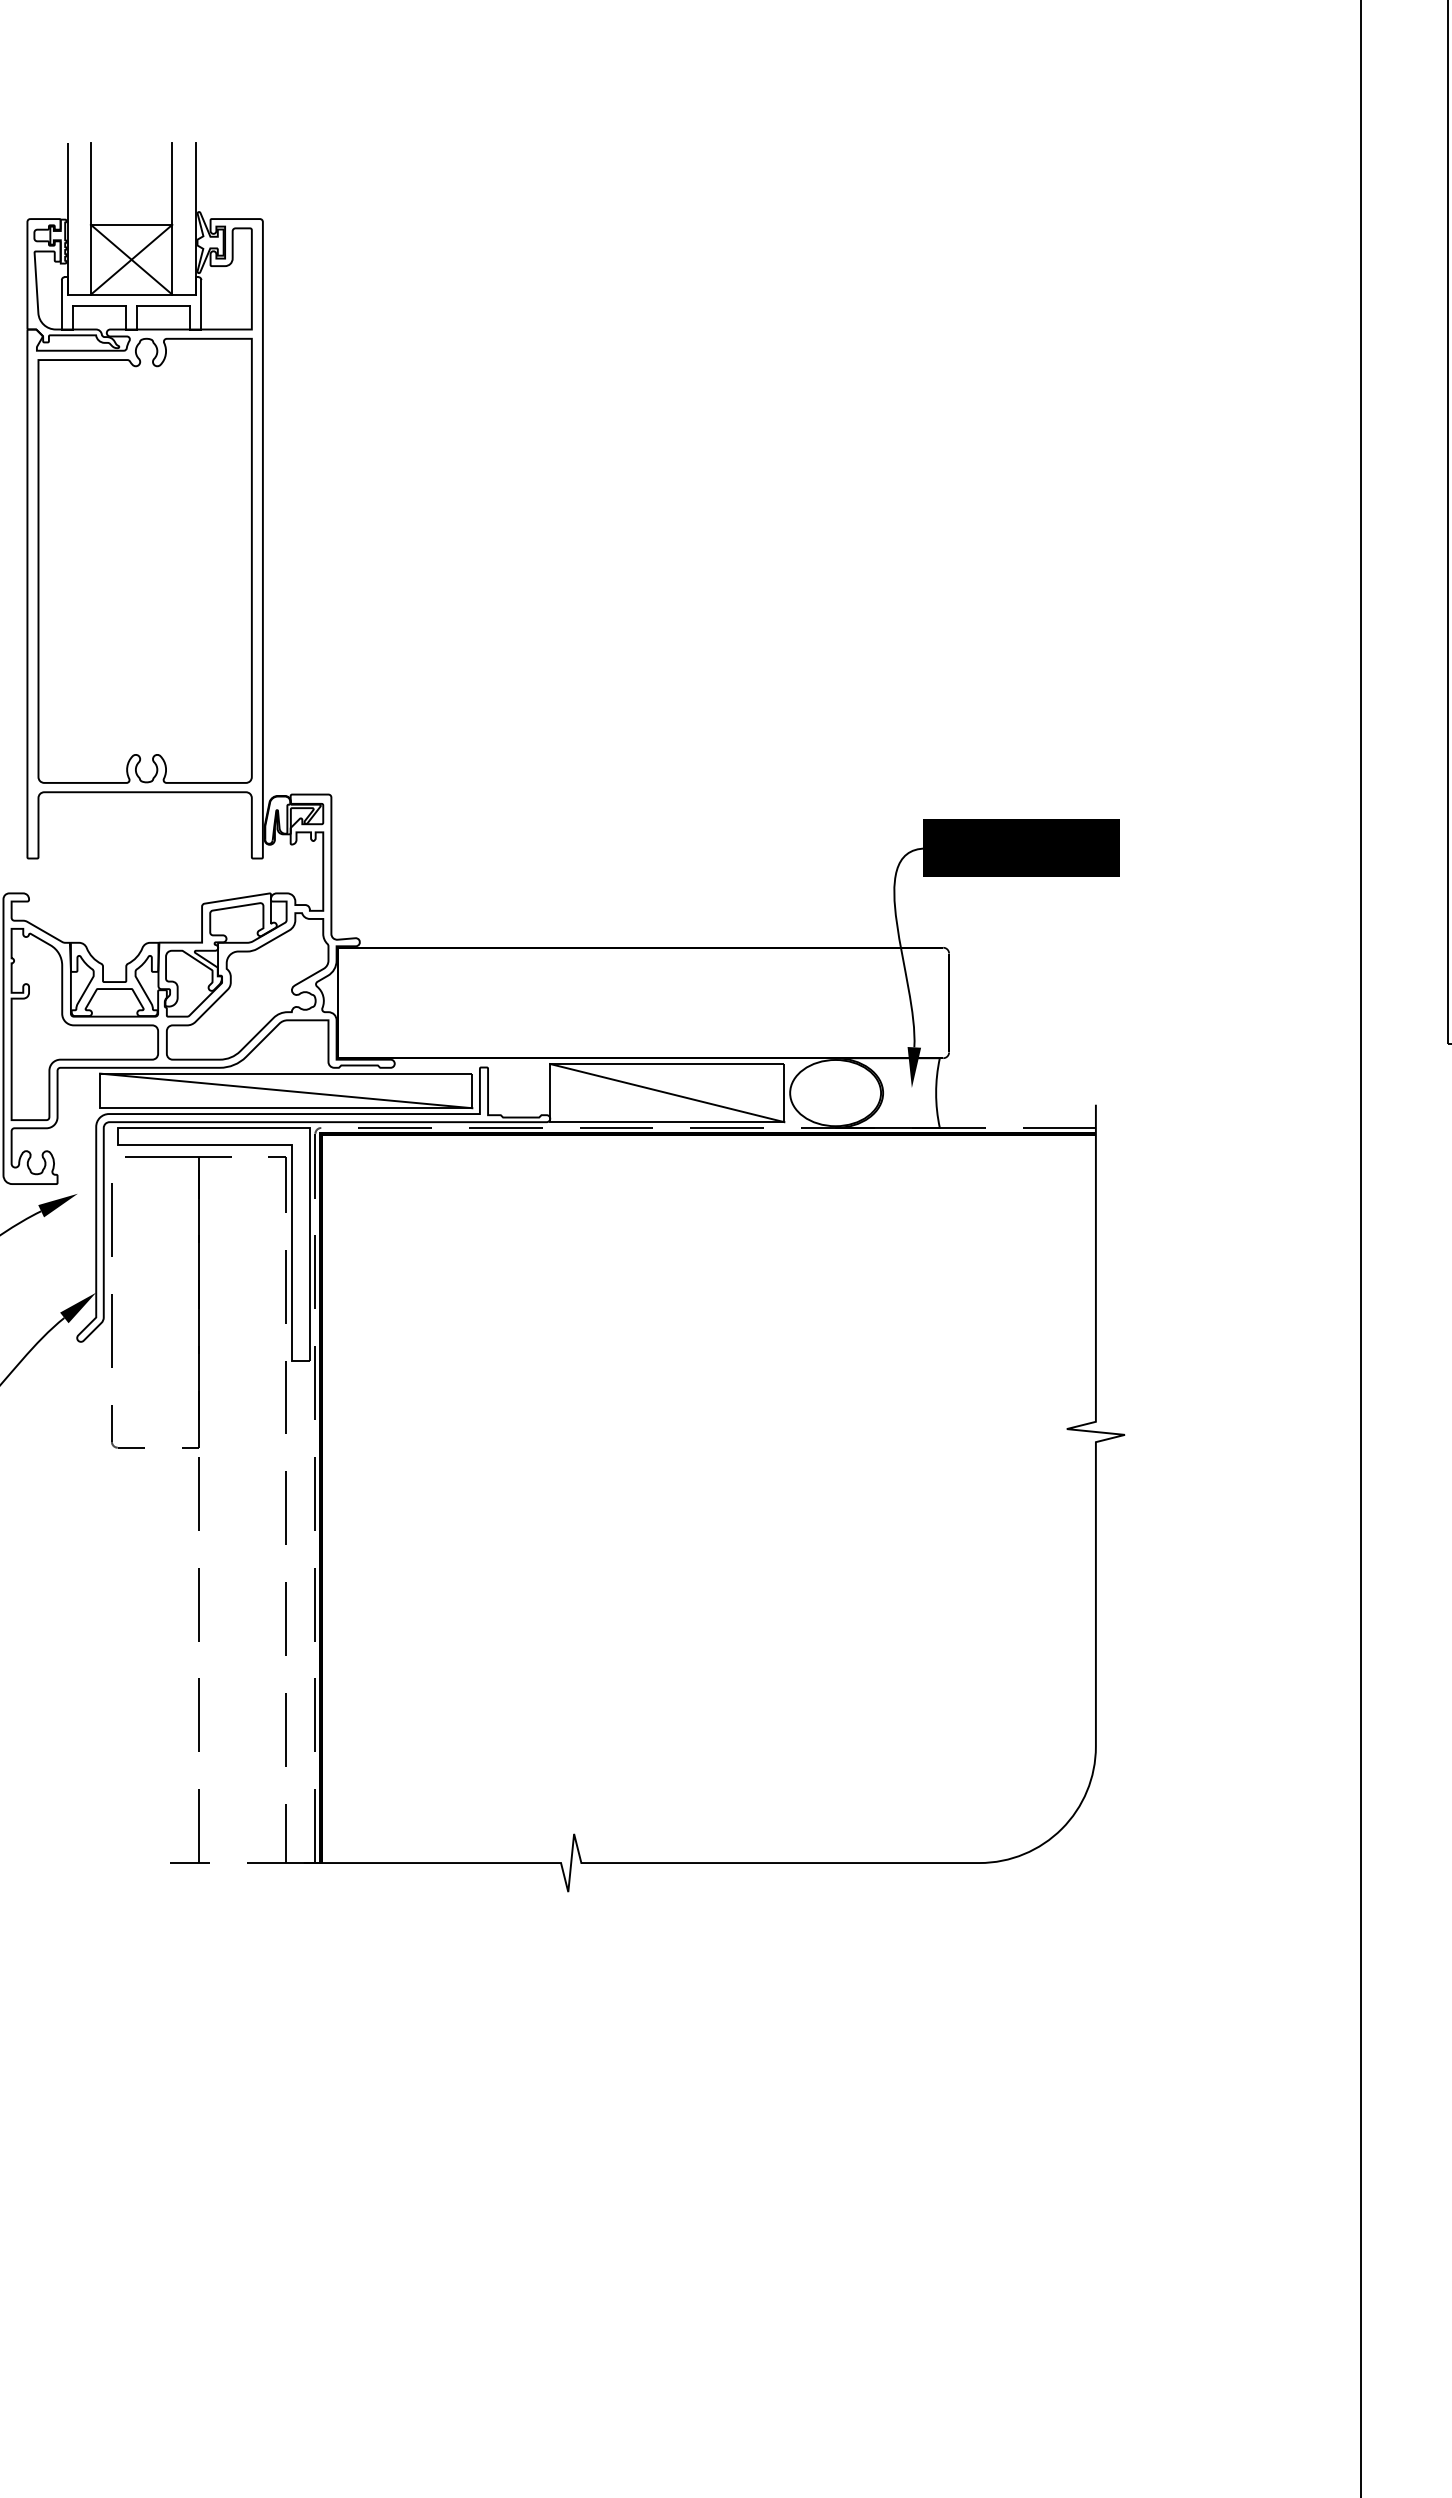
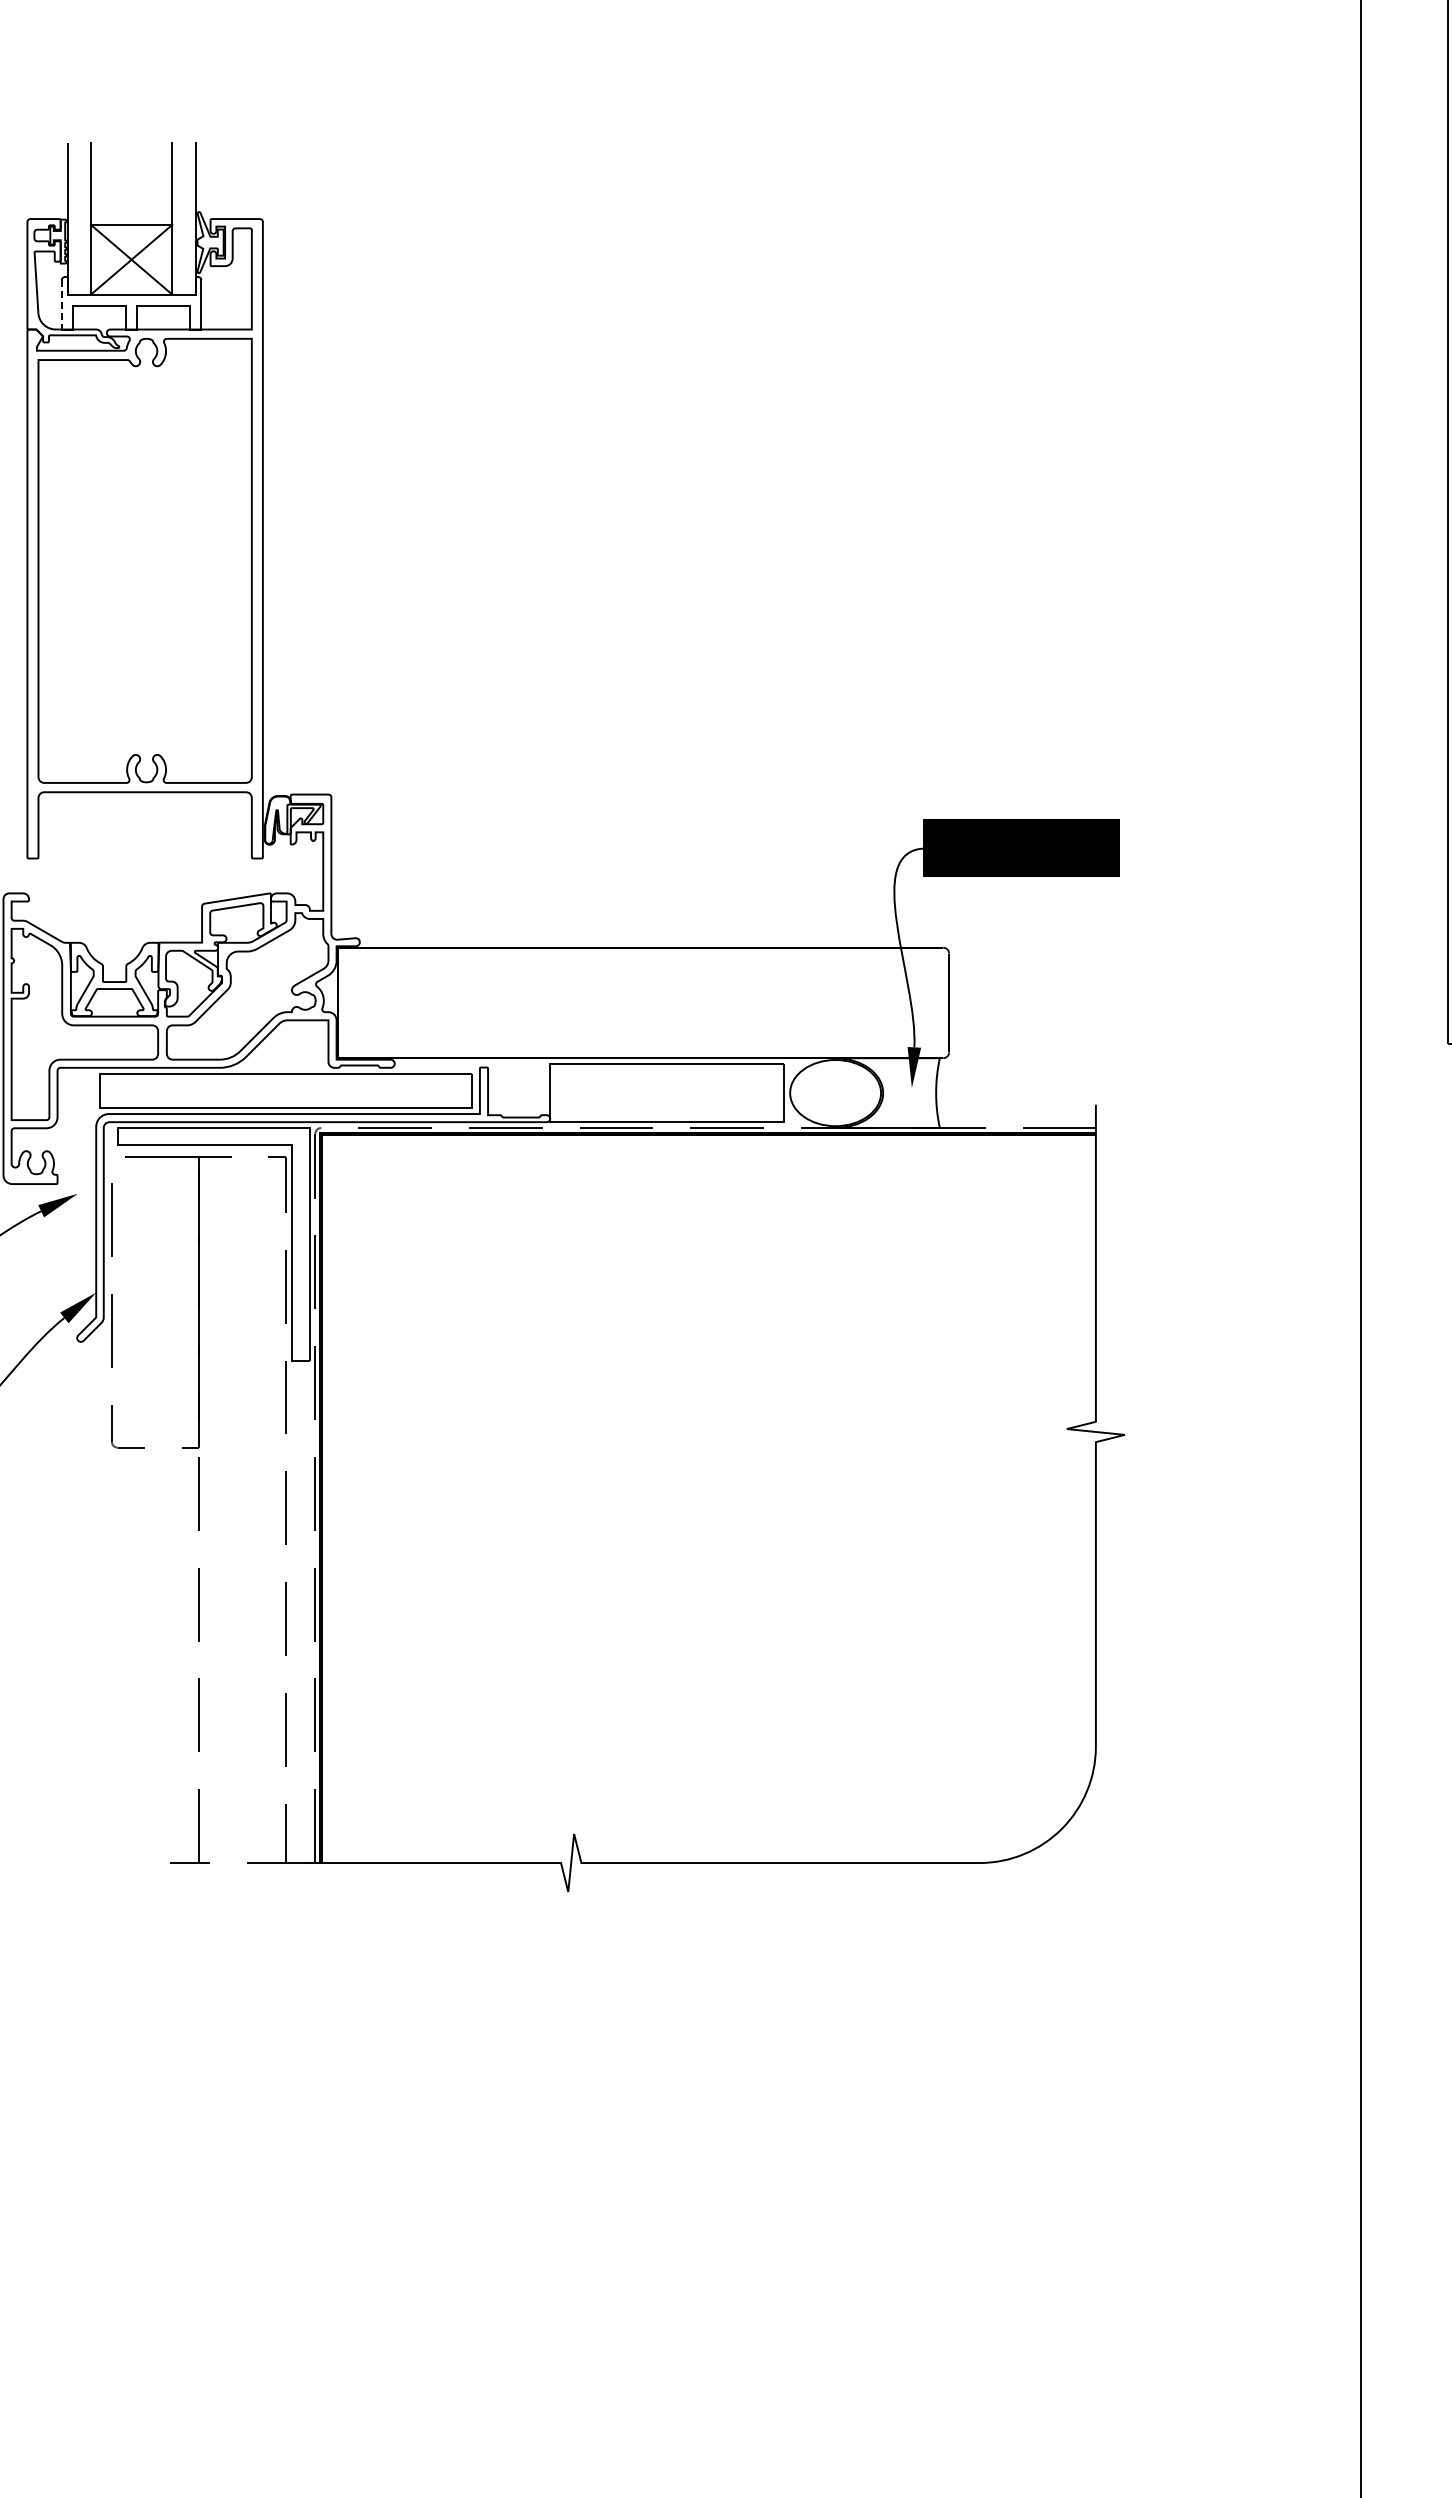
line: solid -> dashed (61, 304)
line: present -> none (286, 1090)
line: present -> none (667, 1093)
